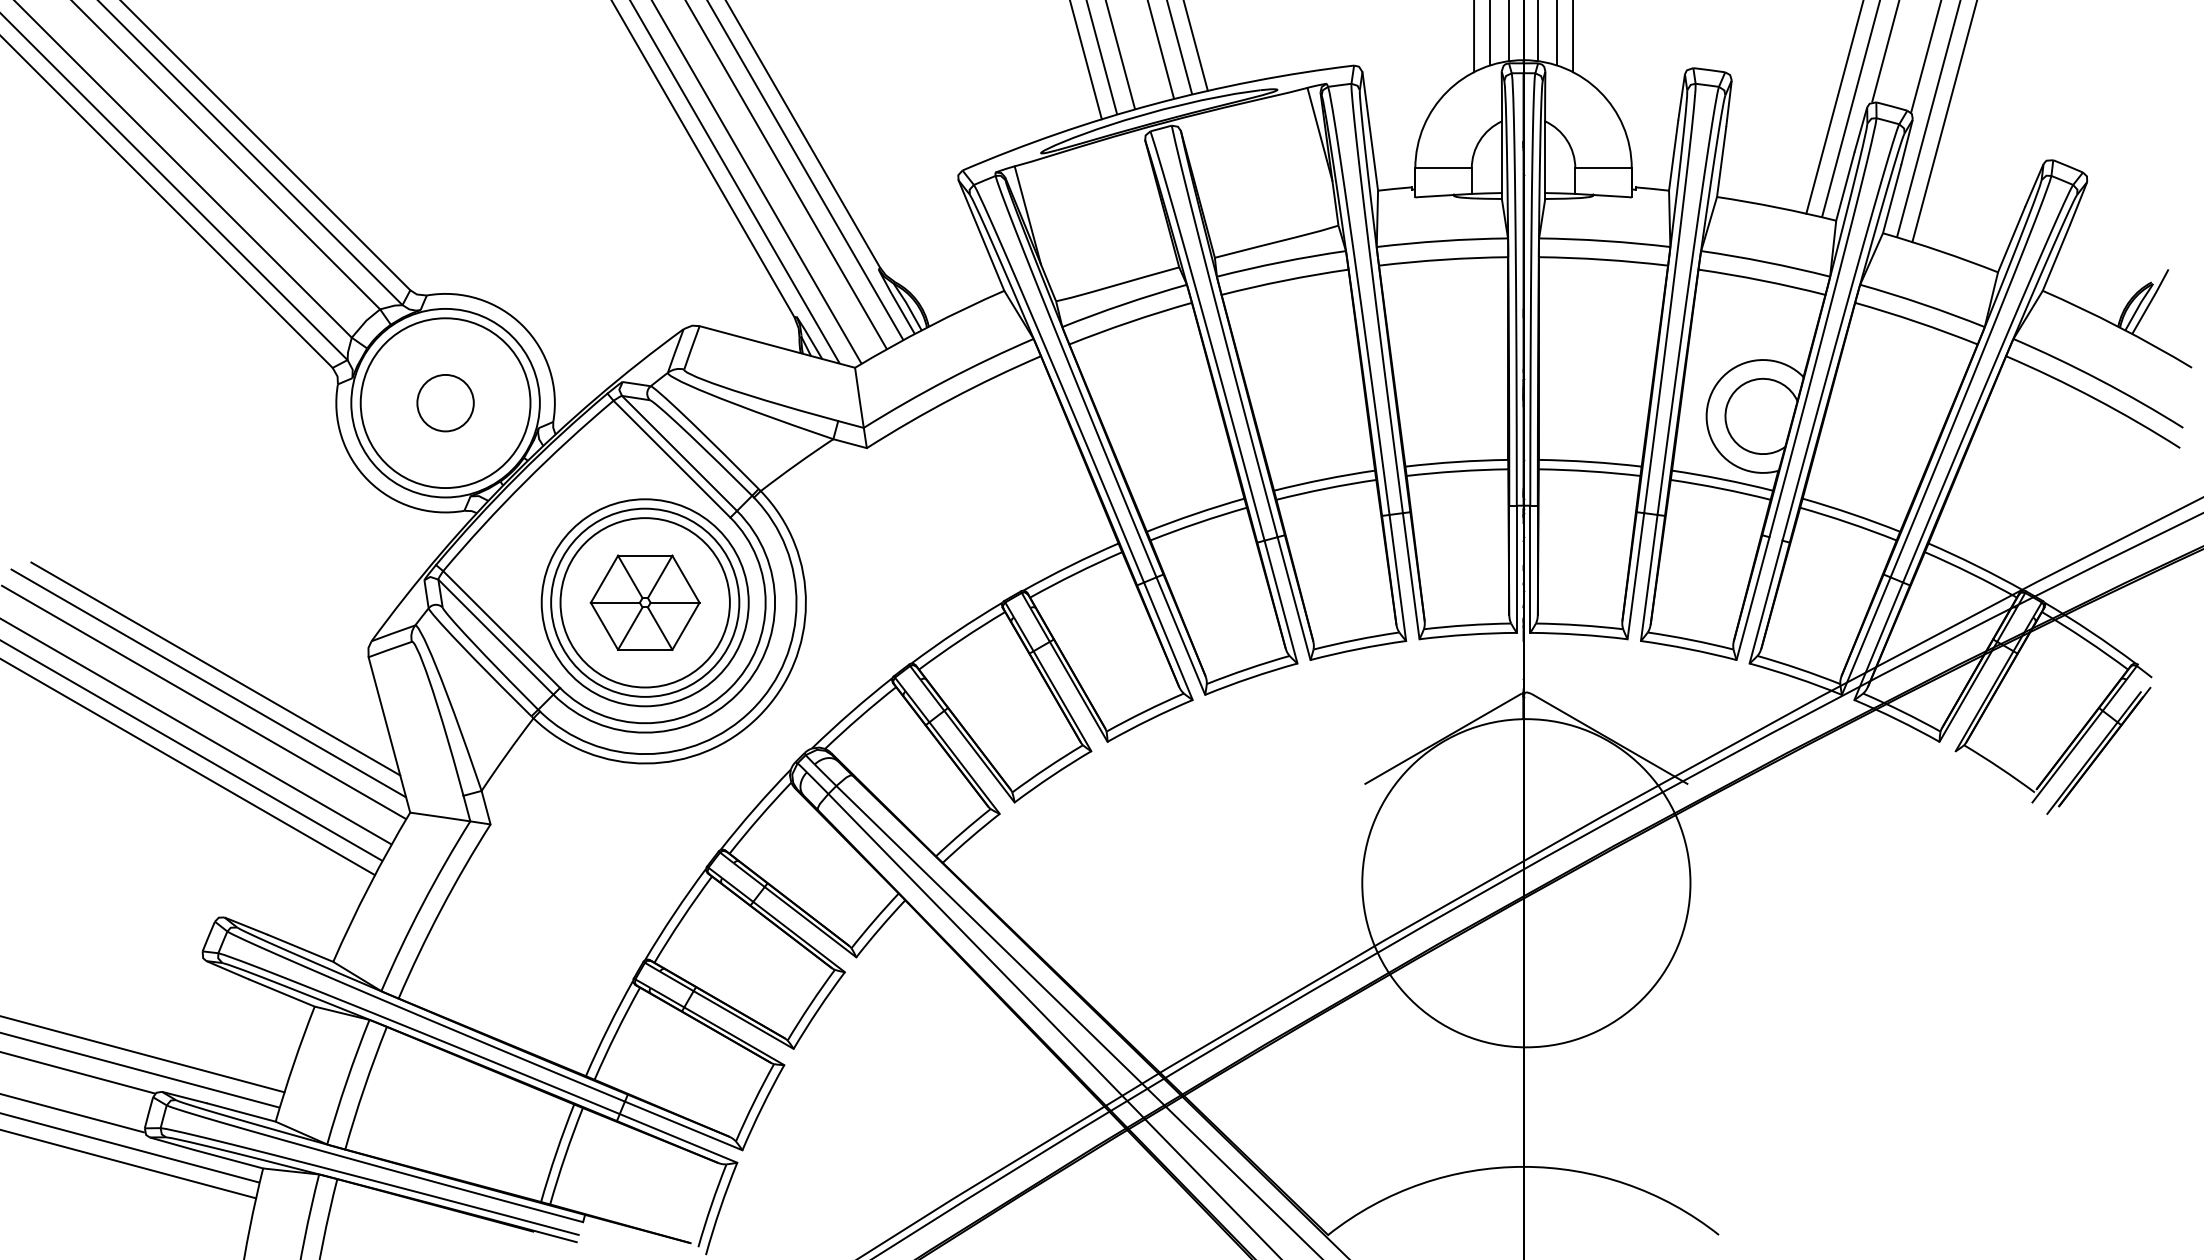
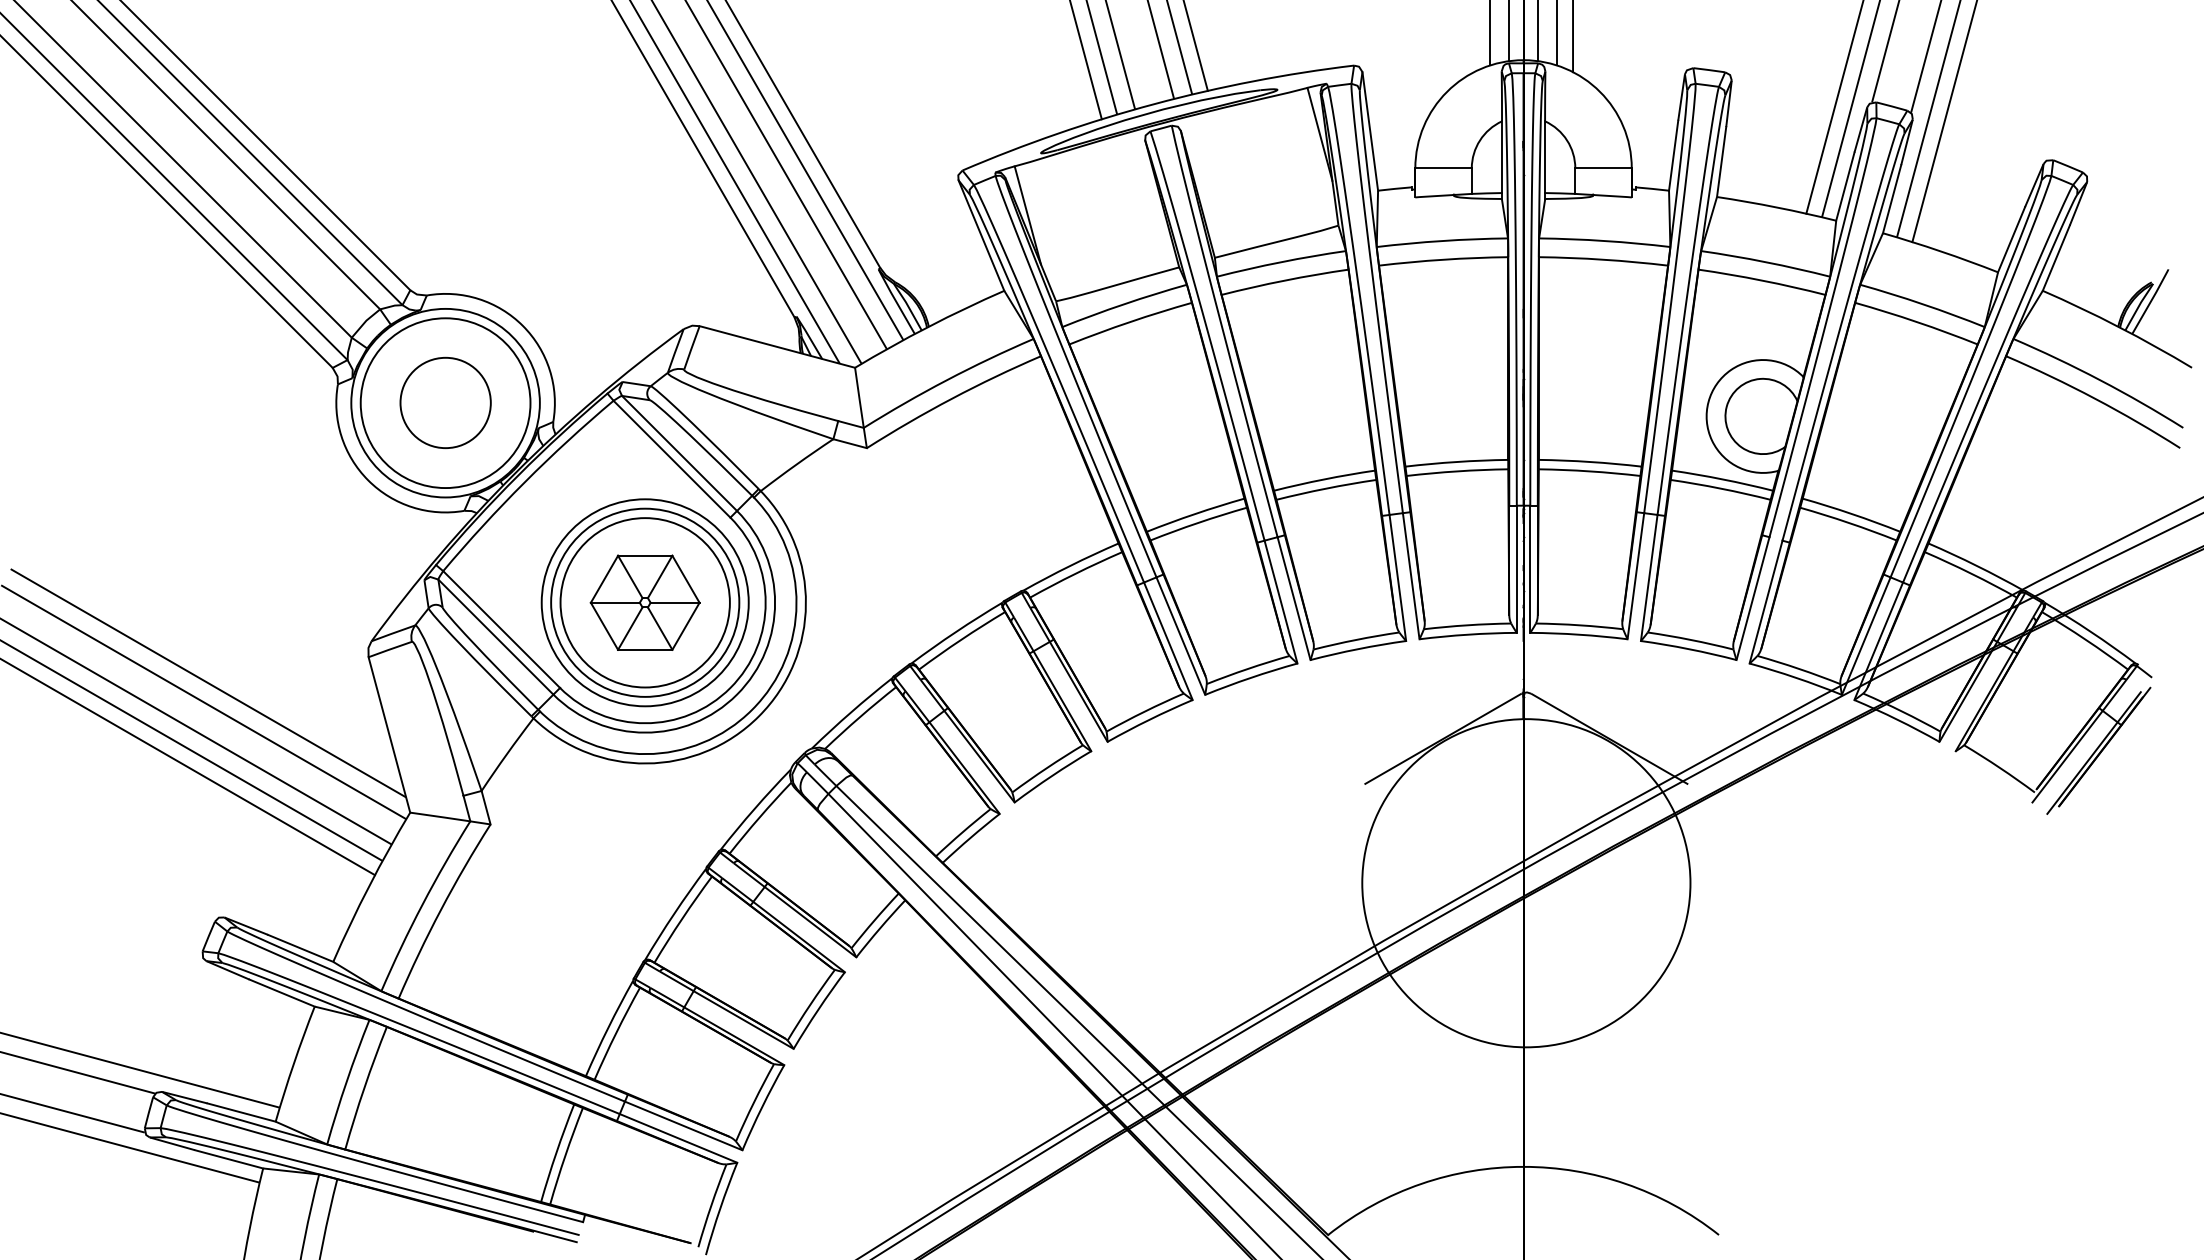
line: present -> none (1474, 37)
circle size: 59x59 px -> 93x93 px (445, 402)
line: present -> none (215, 668)
line: present -> none (143, 1054)
line: present -> none (129, 1164)
